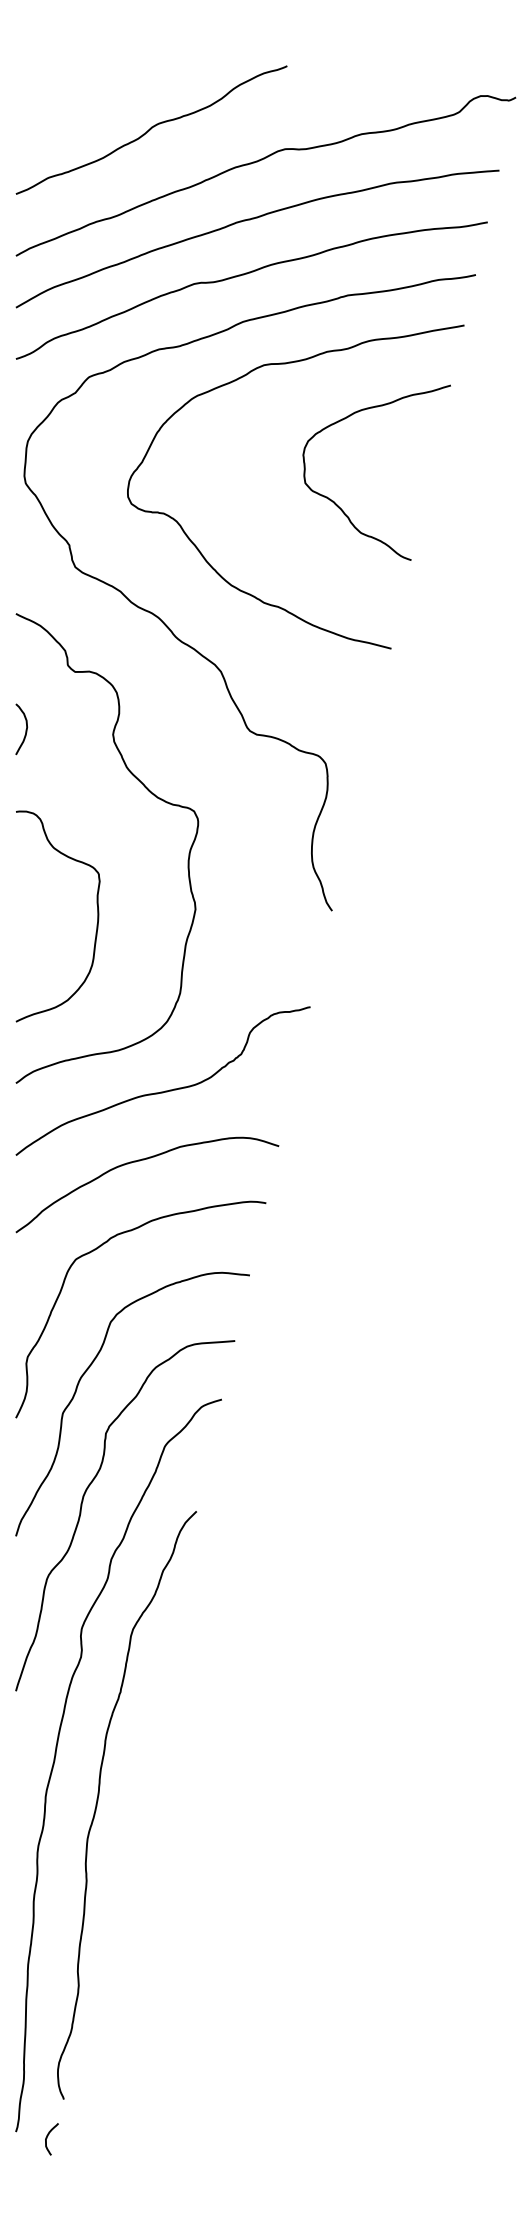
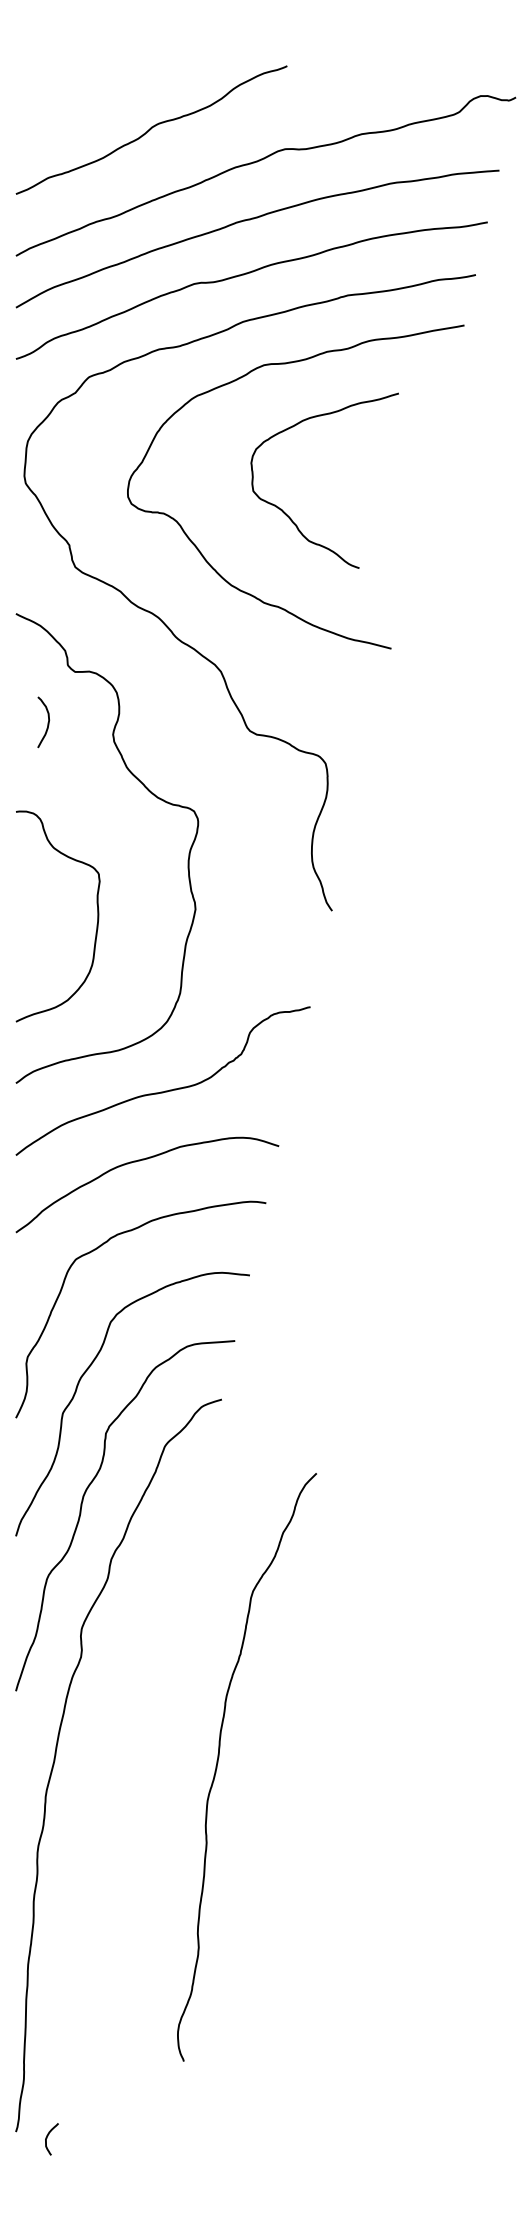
curve position: (340, 507) -> (288, 515) (288, 515)
curve position: (25, 729) -> (47, 722) (47, 722)
curve position: (98, 1801) -> (218, 1763) (218, 1763)
